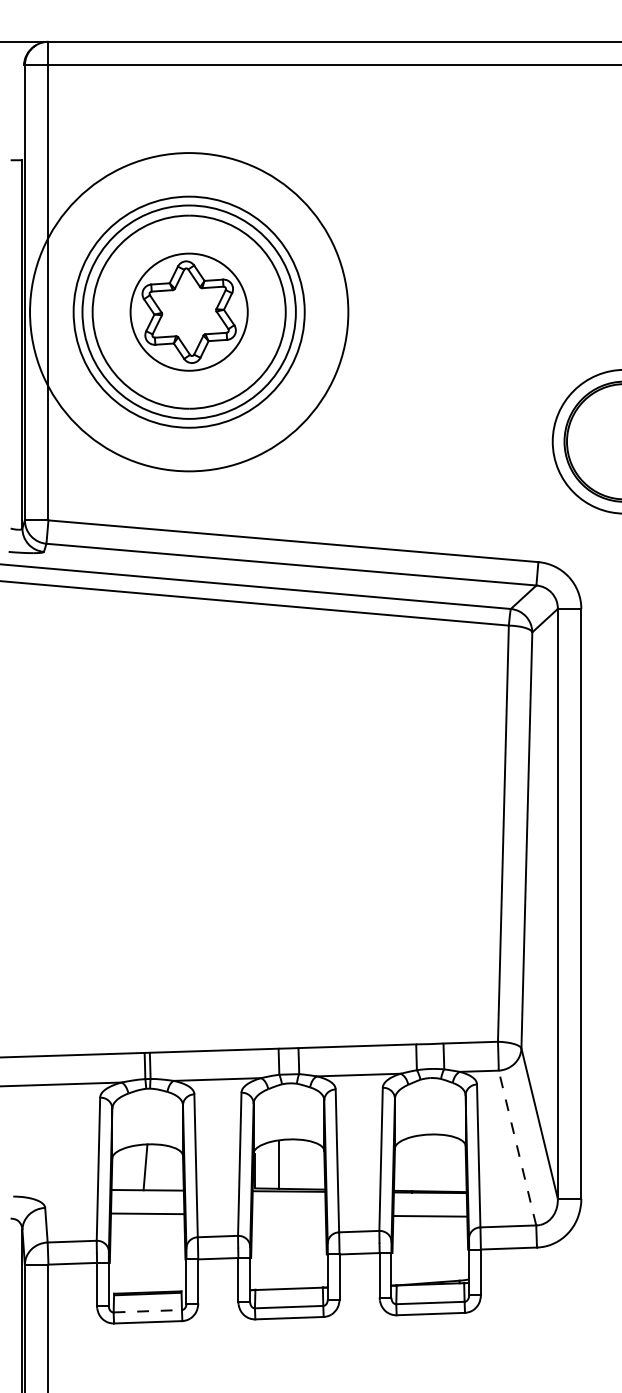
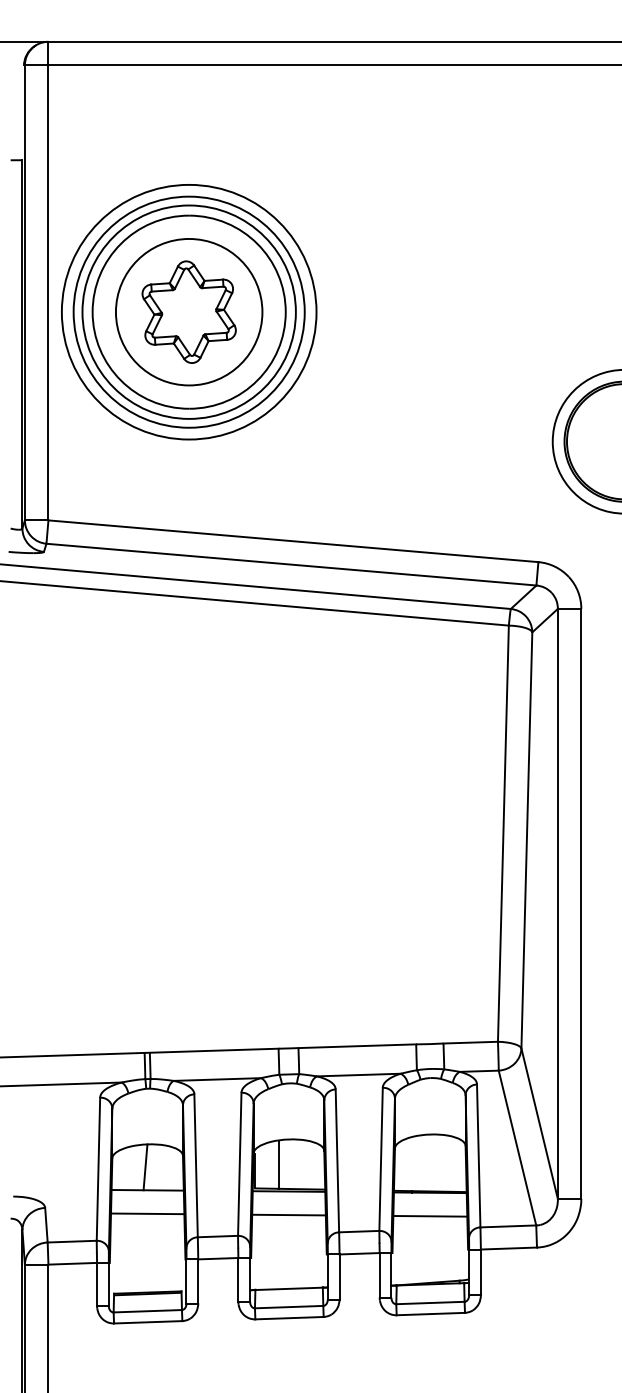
circle diameter: 117 px -> 146 px (188, 311)
circle diameter: 318 px -> 255 px (188, 311)
line: dashed -> solid (517, 1148)
line: none -> present (288, 1214)
line: dashed -> solid (148, 1311)
